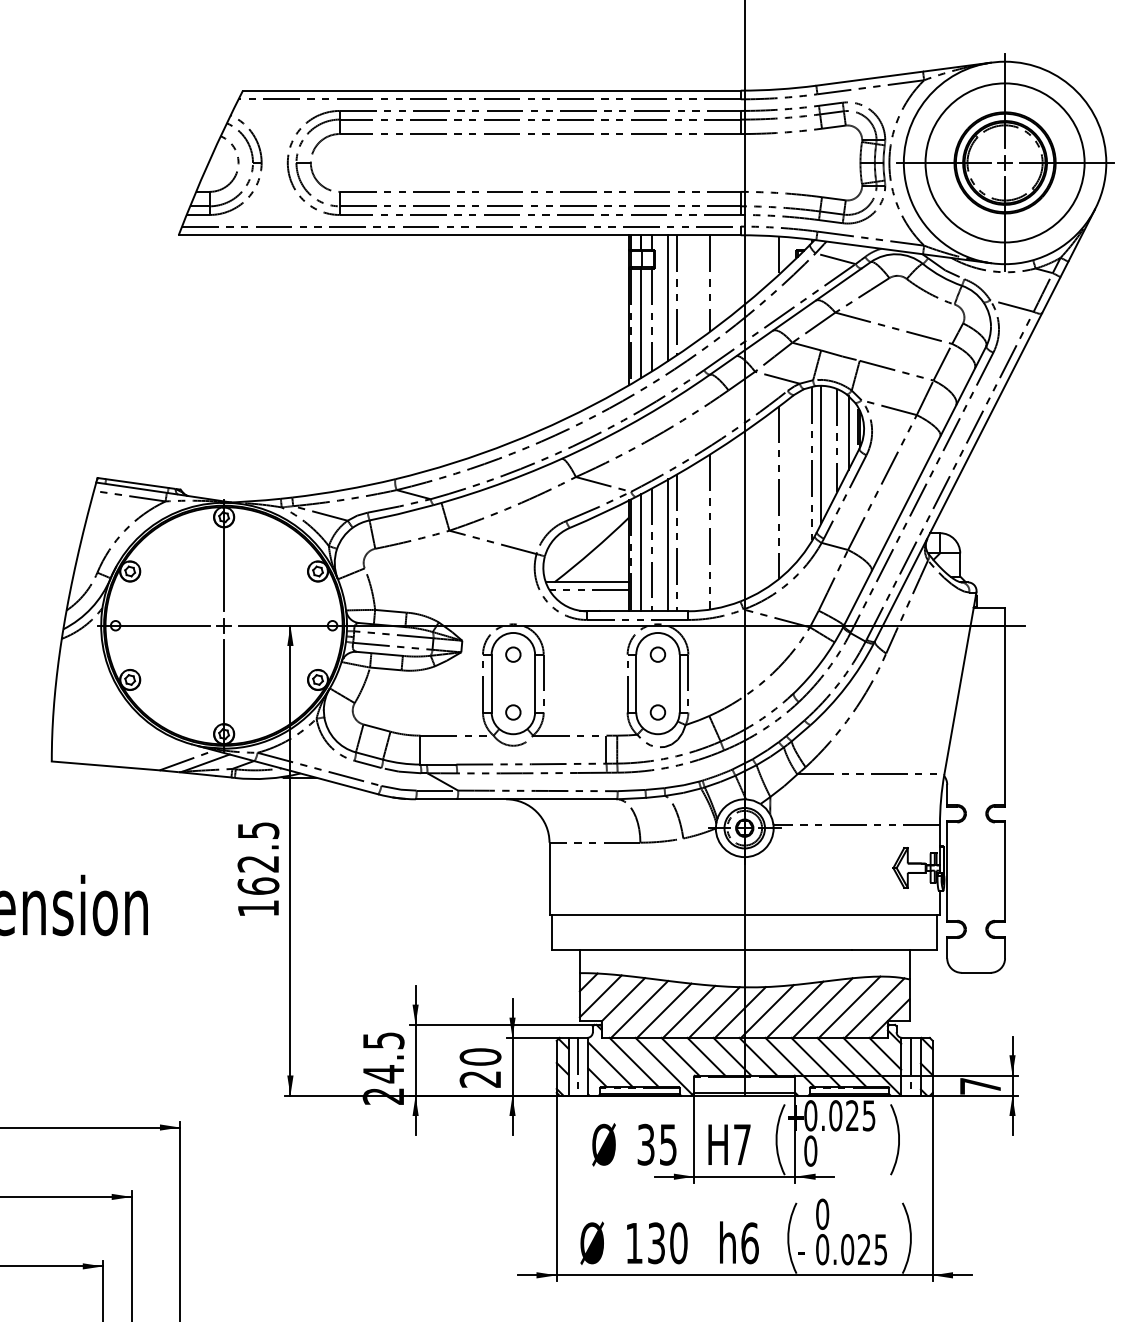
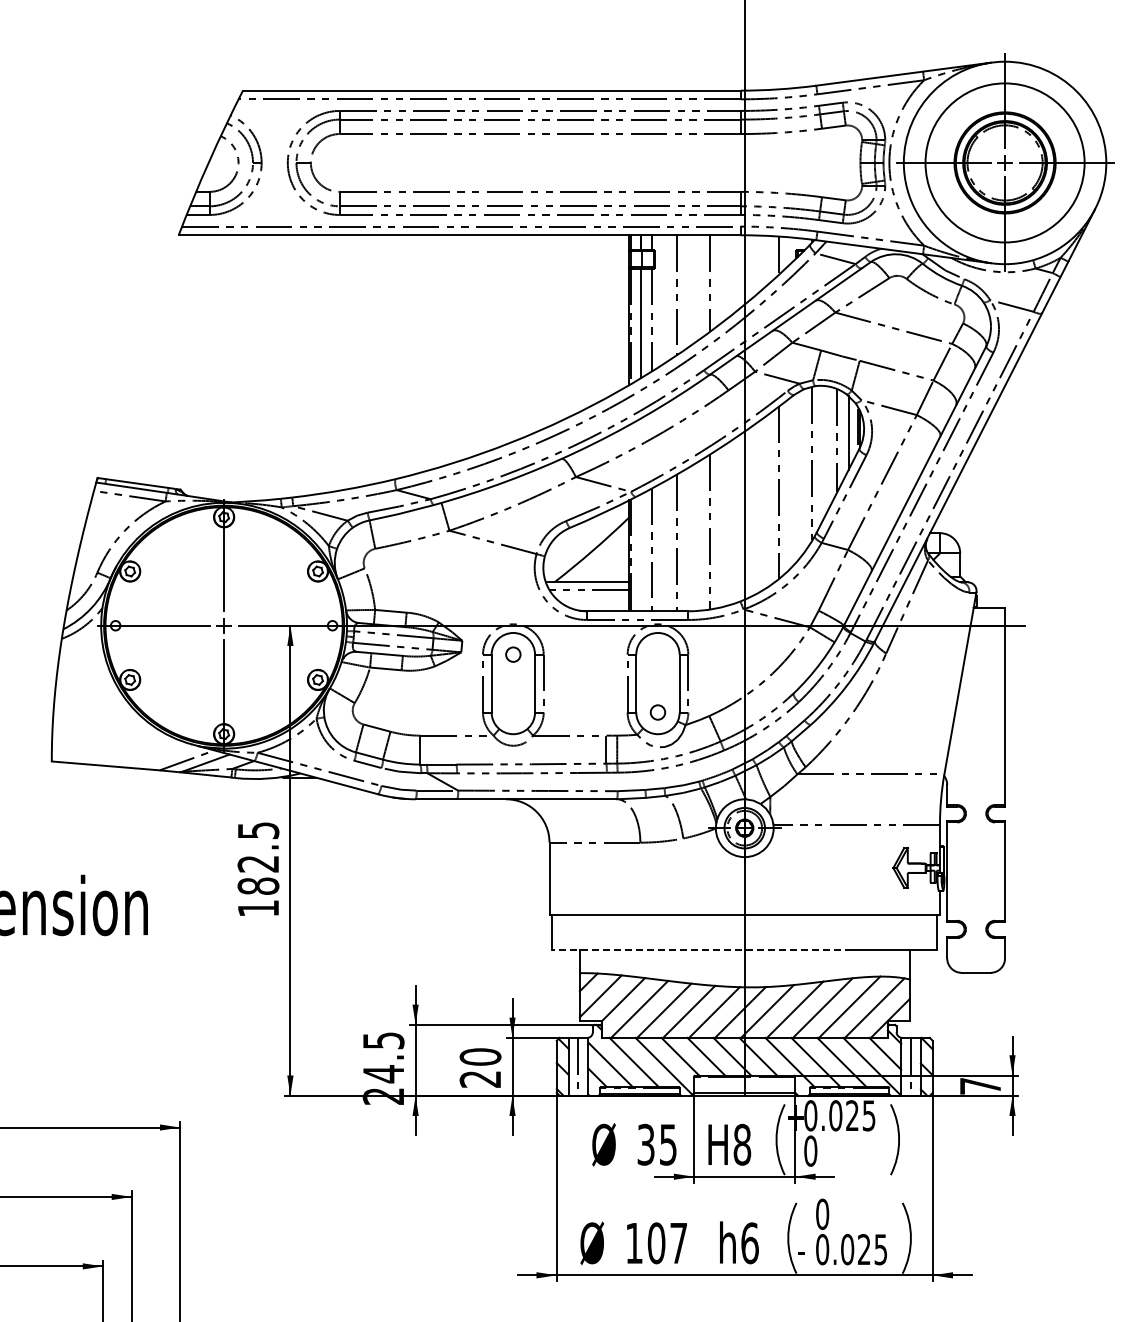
line: present -> none (668, 297)
line: present -> none (821, 454)
line: present -> none (668, 545)
line: present -> none (641, 552)
circle: present -> none (657, 654)
circle: present -> none (513, 712)
text: 162.5 -> 182.5 (258, 885)
line: solid -> dashed (702, 949)
text: H7 -> H8 (742, 1144)
text: 130 -> 107 (667, 1243)
